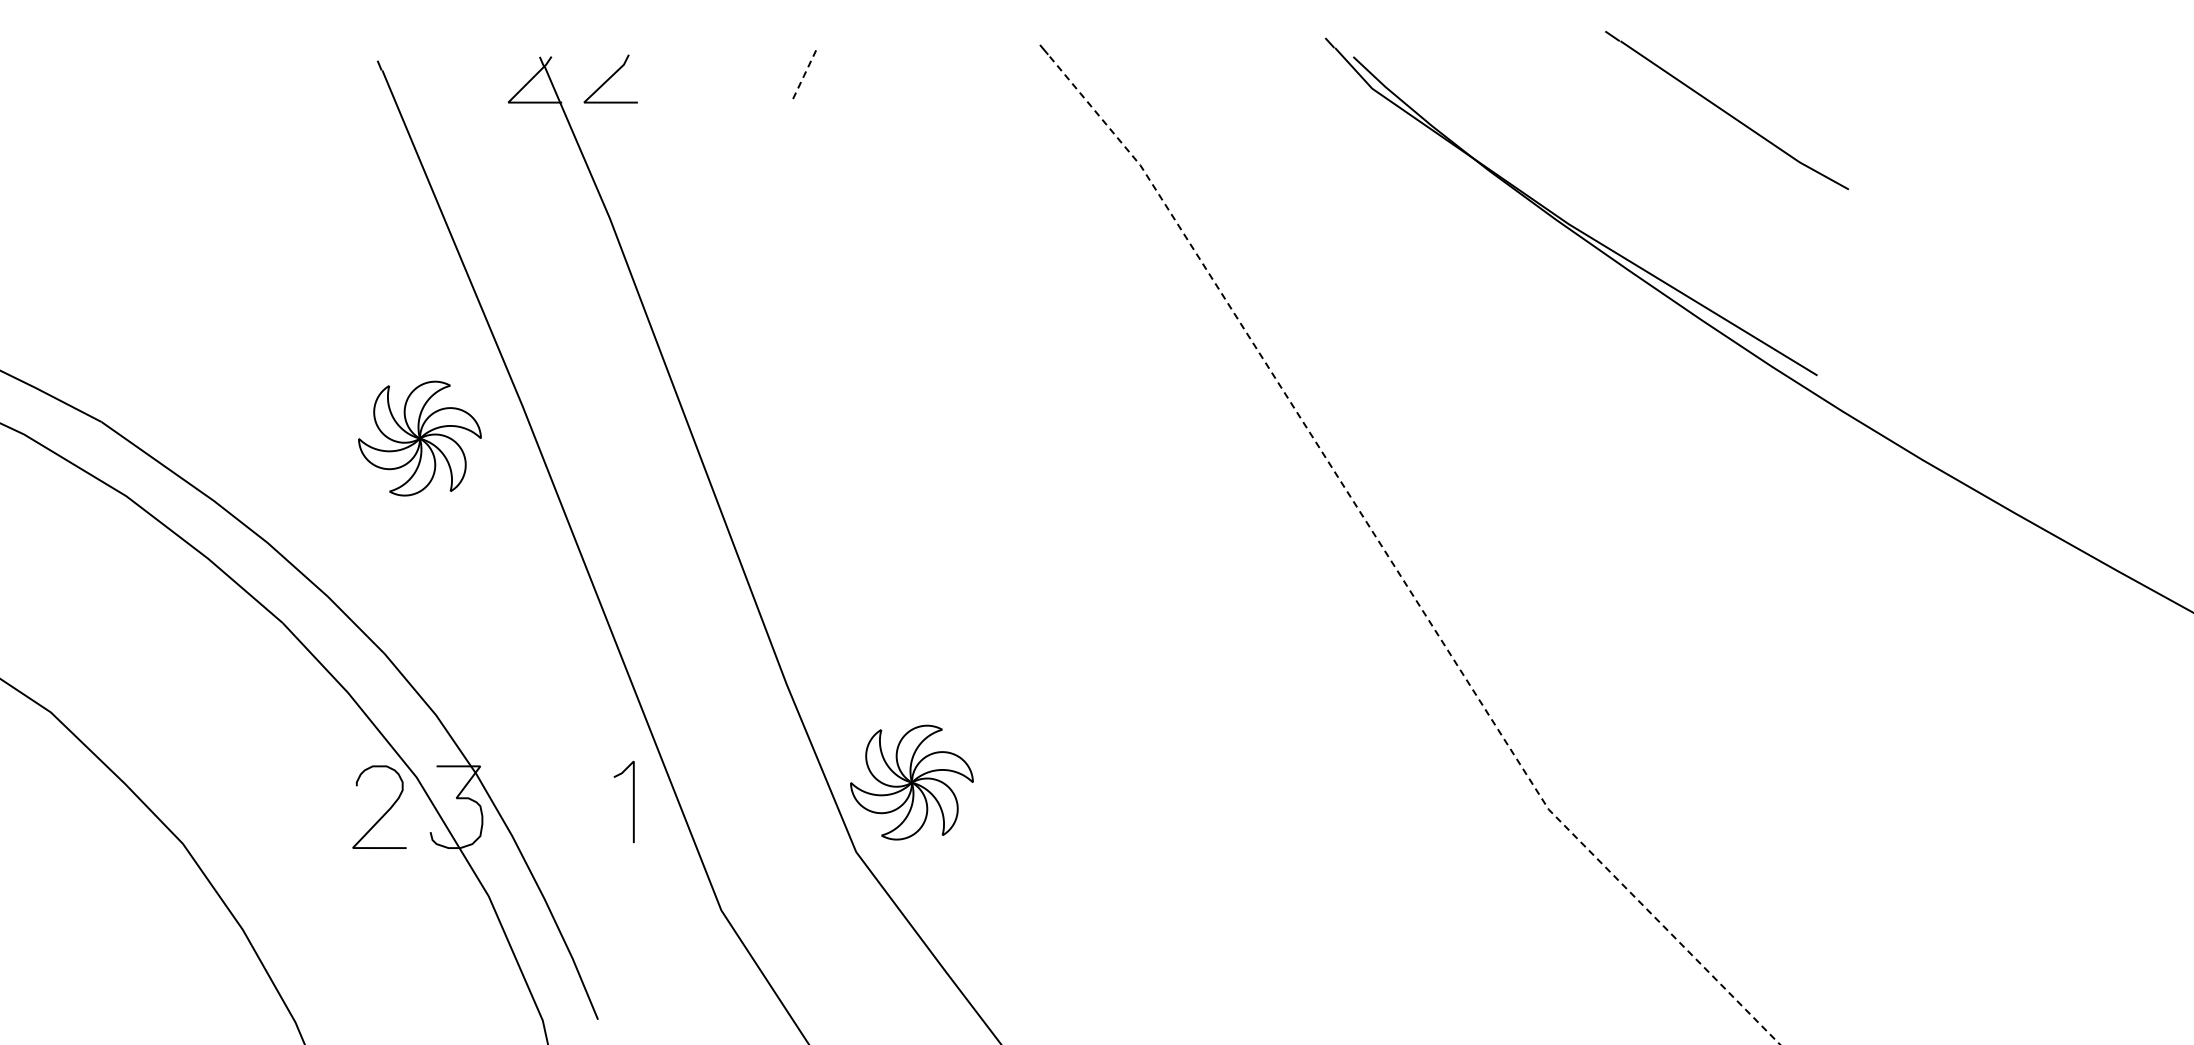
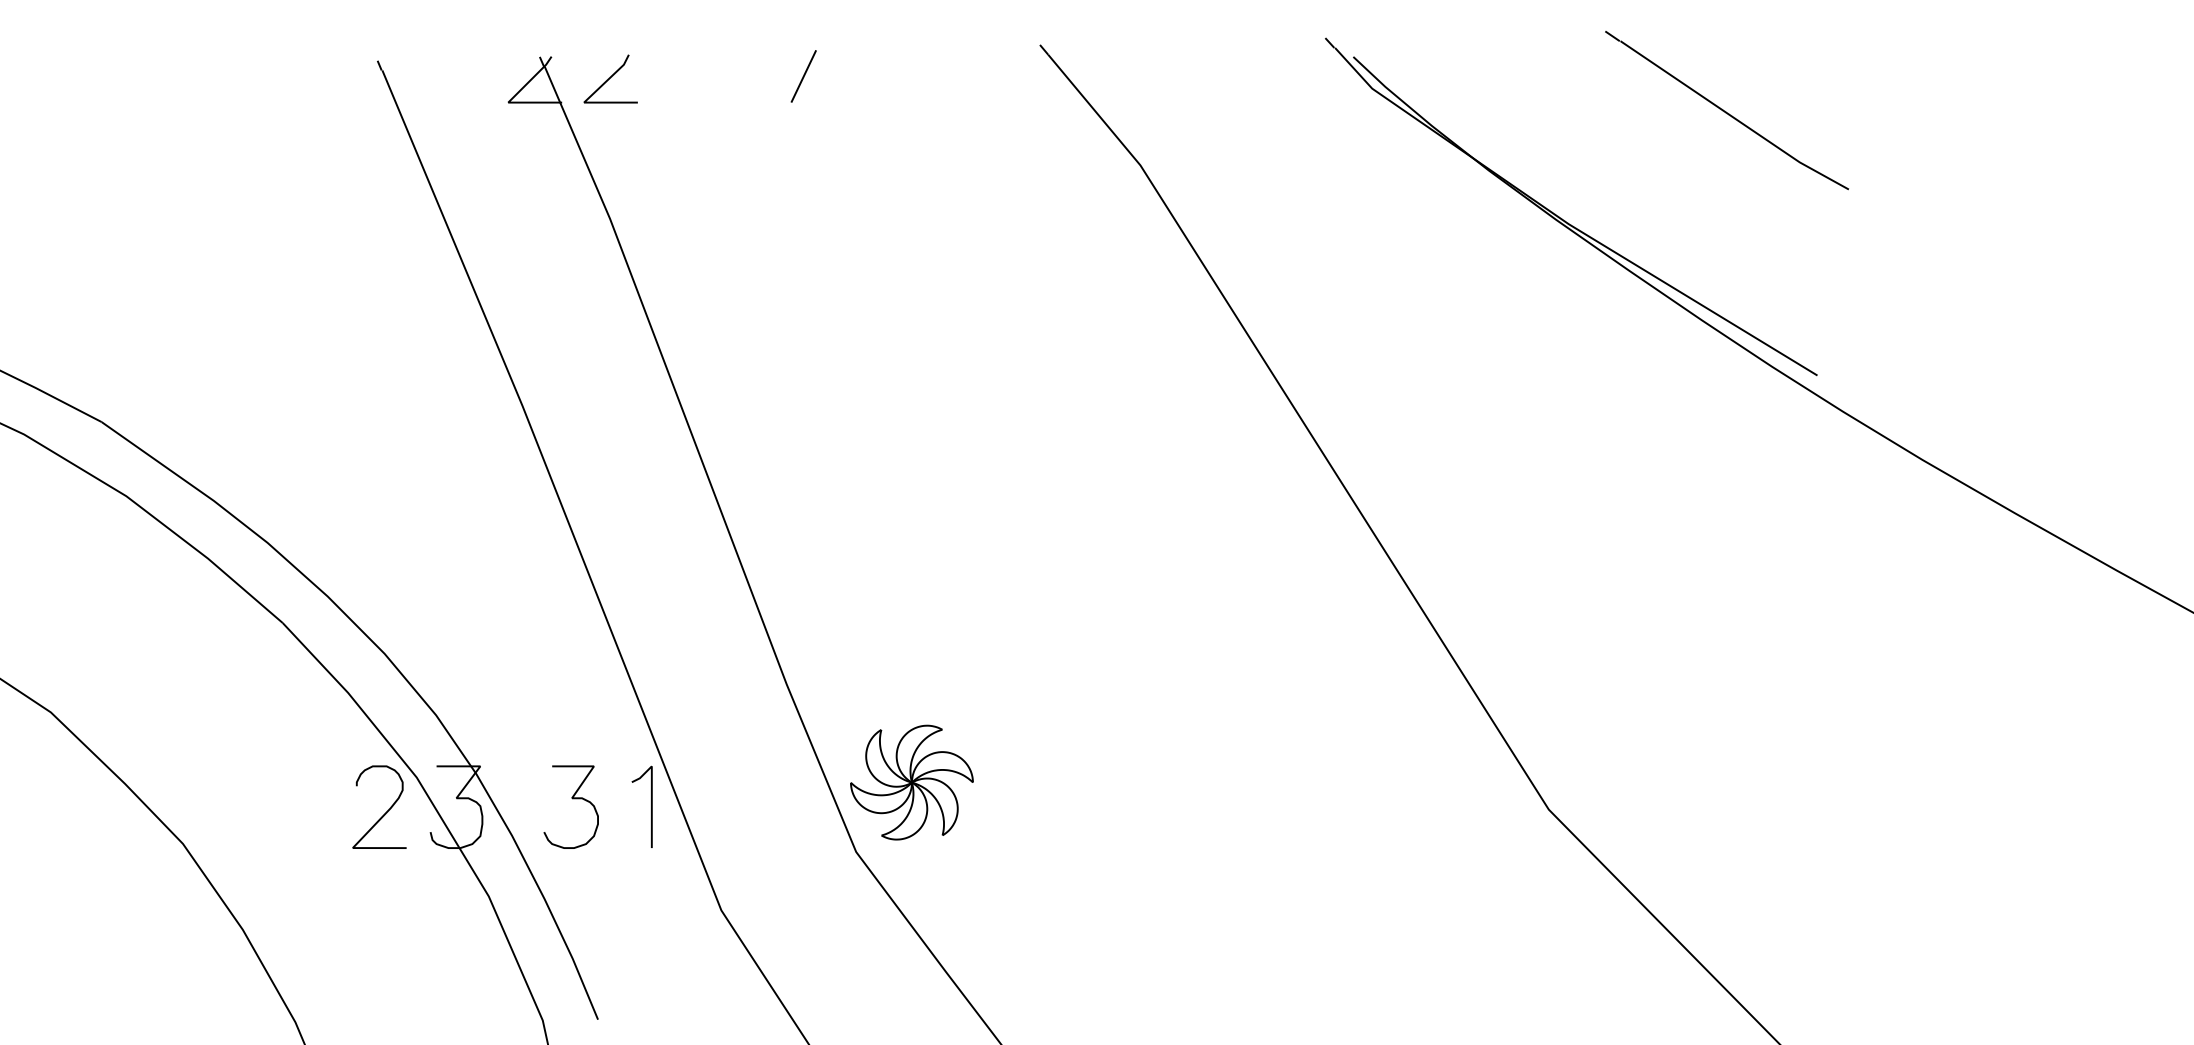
line: dashed -> solid (803, 76)
part: present -> none (419, 438)
line: dashed -> solid (1394, 565)
curve: none -> present (572, 799)
line position: (633, 801) -> (651, 806) (651, 806)
